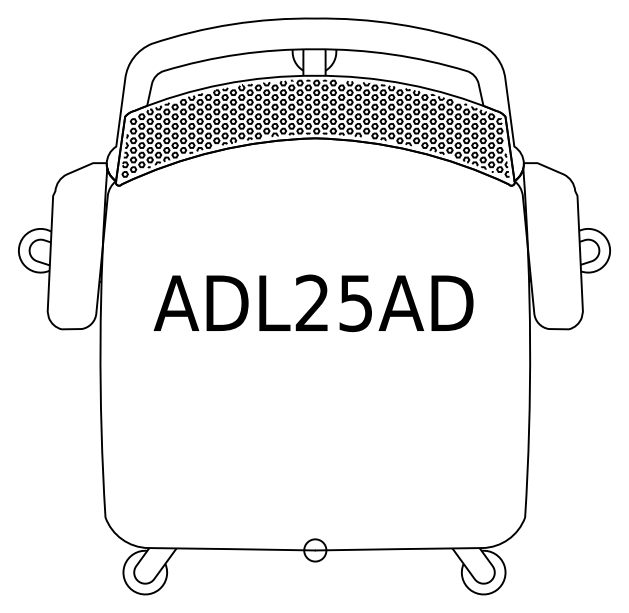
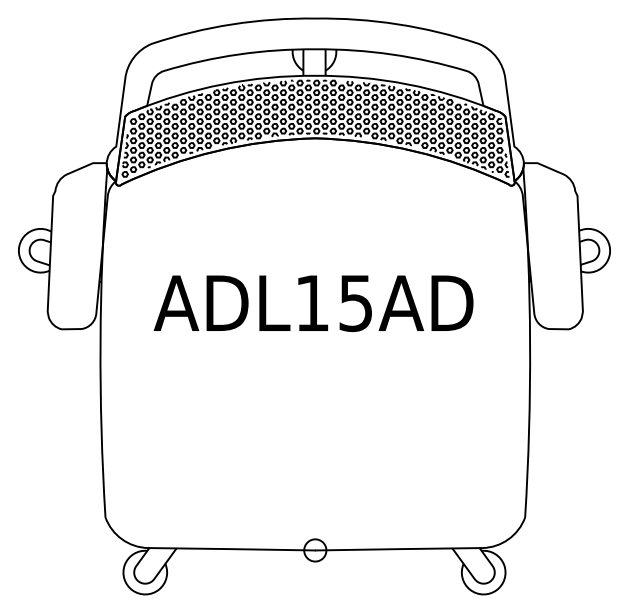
text: ADL25AD -> ADL15AD (311, 302)
